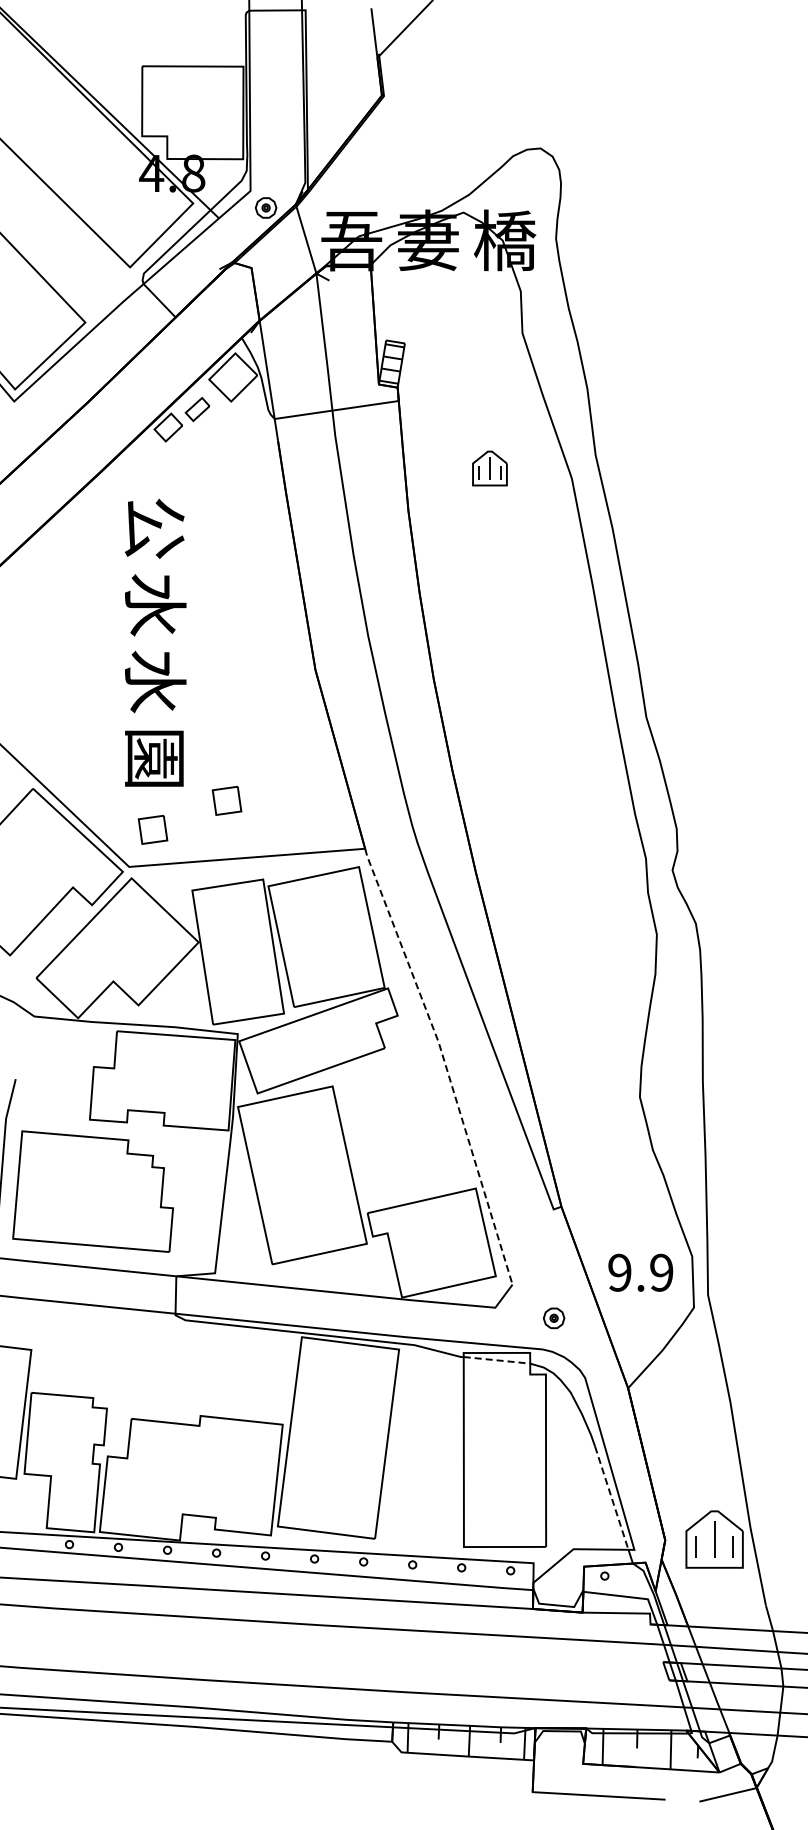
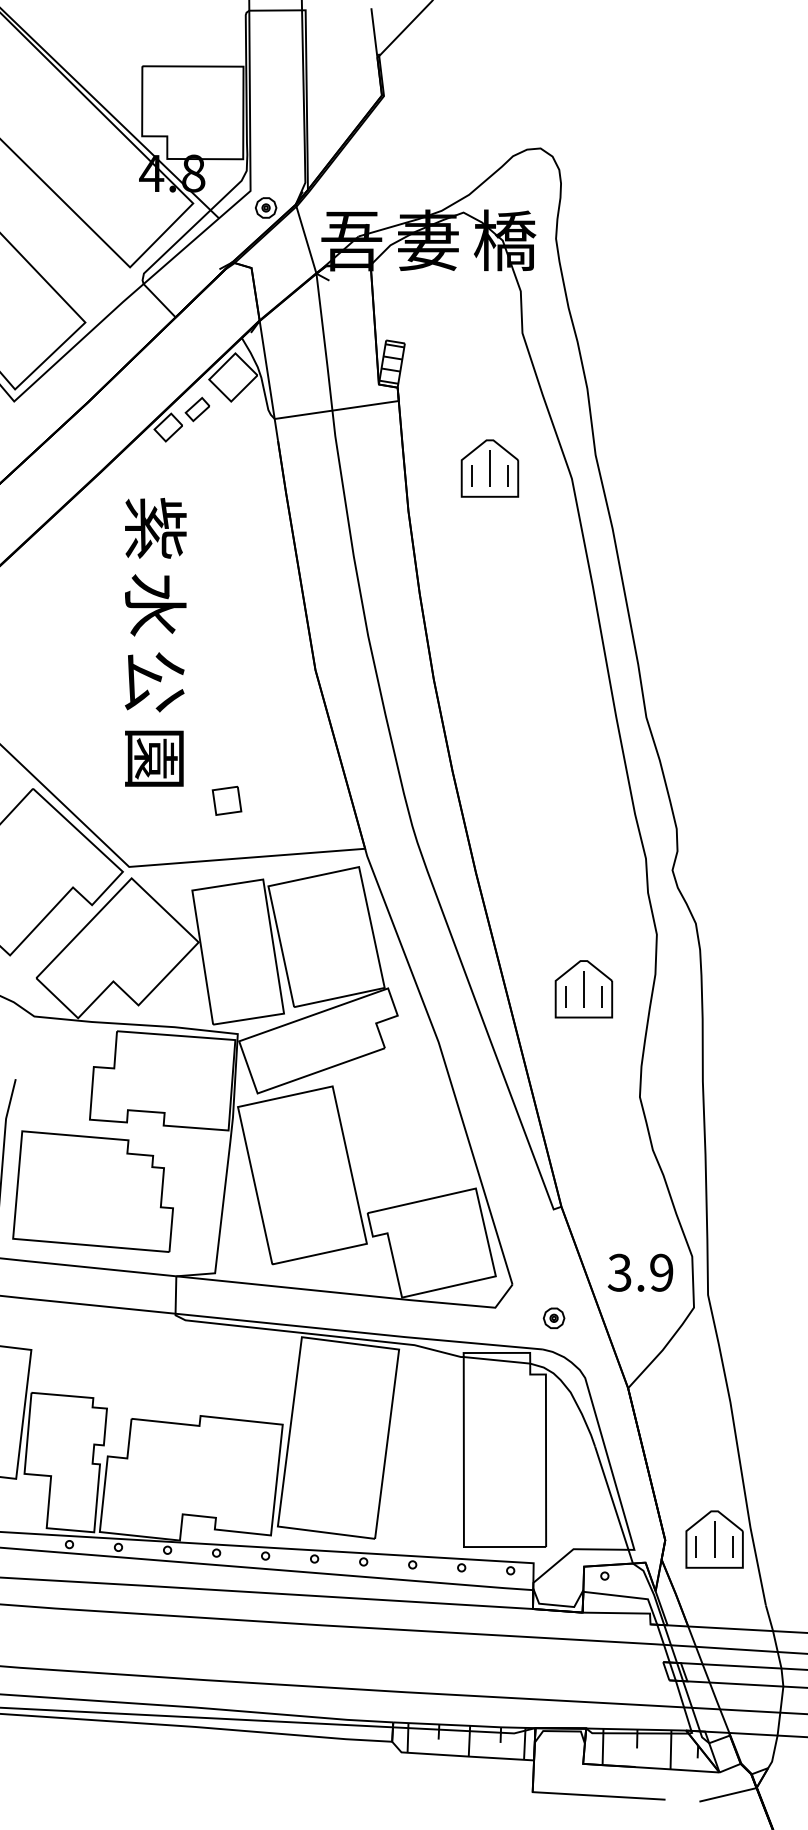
part size: 36x37 px -> 60x59 px (489, 468)
text: 公 -> 紫 (155, 527)
text: 水 -> 公 (155, 681)
part: present -> none (152, 829)
part: none -> present (583, 989)
line: dashed -> solid (445, 1063)
text: 9.9 -> 3.9 (619, 1272)
line: dashed -> solid (497, 1360)
line: dashed -> solid (611, 1498)
